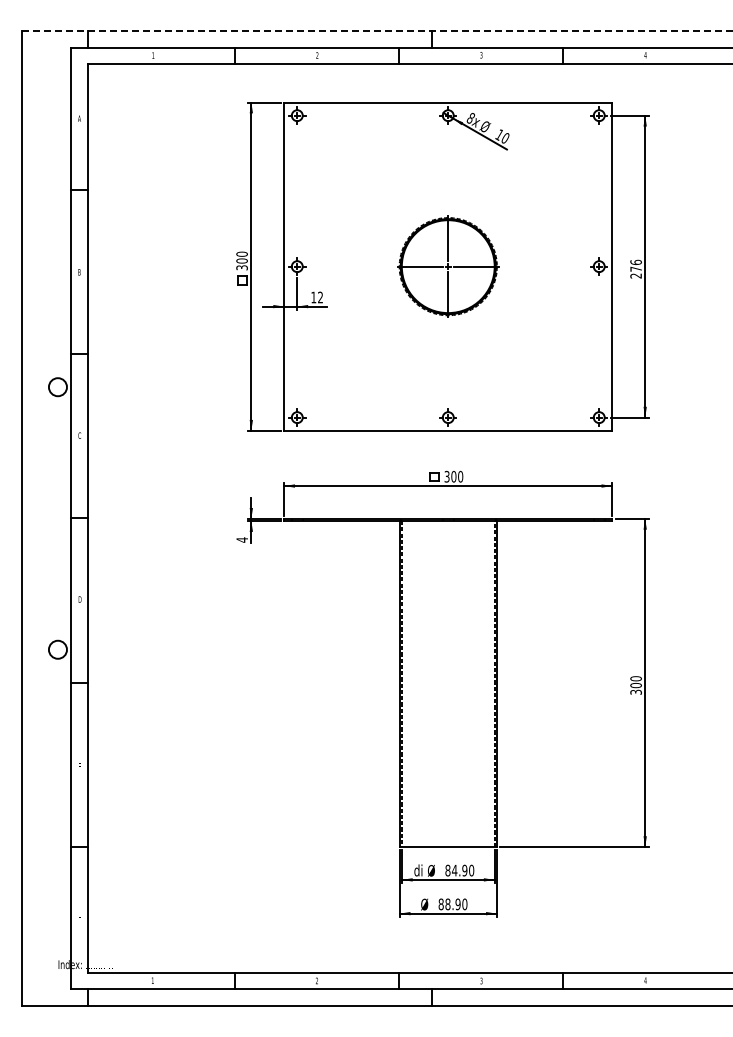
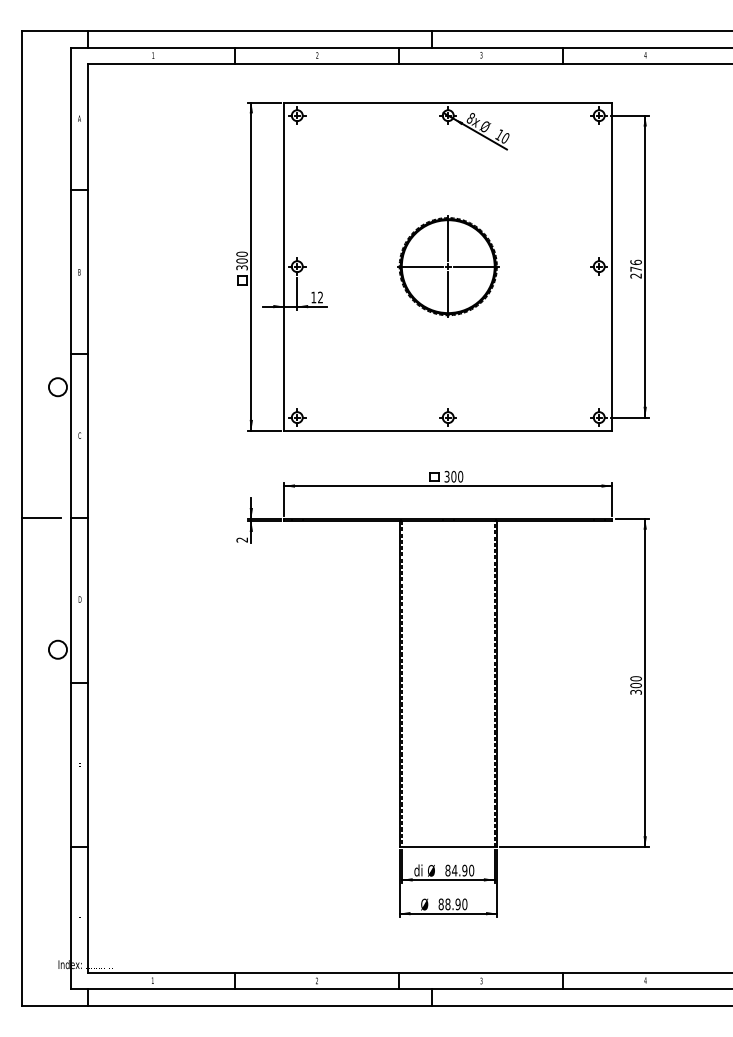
line: dashed -> solid (377, 31)
line: none -> present (41, 518)
text: 4 -> 2 (241, 539)
